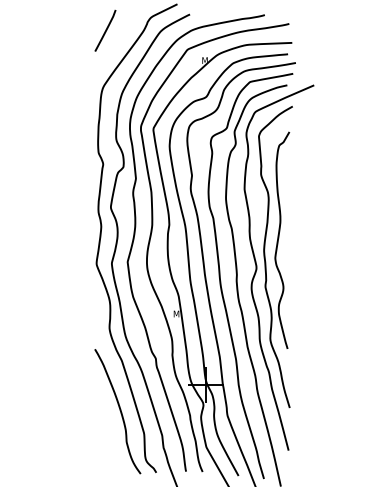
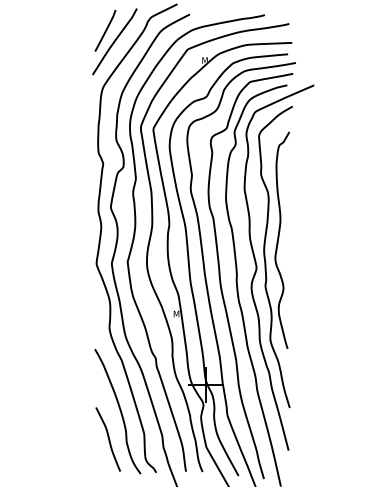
curve: none -> present (114, 41)
curve: none -> present (108, 439)
